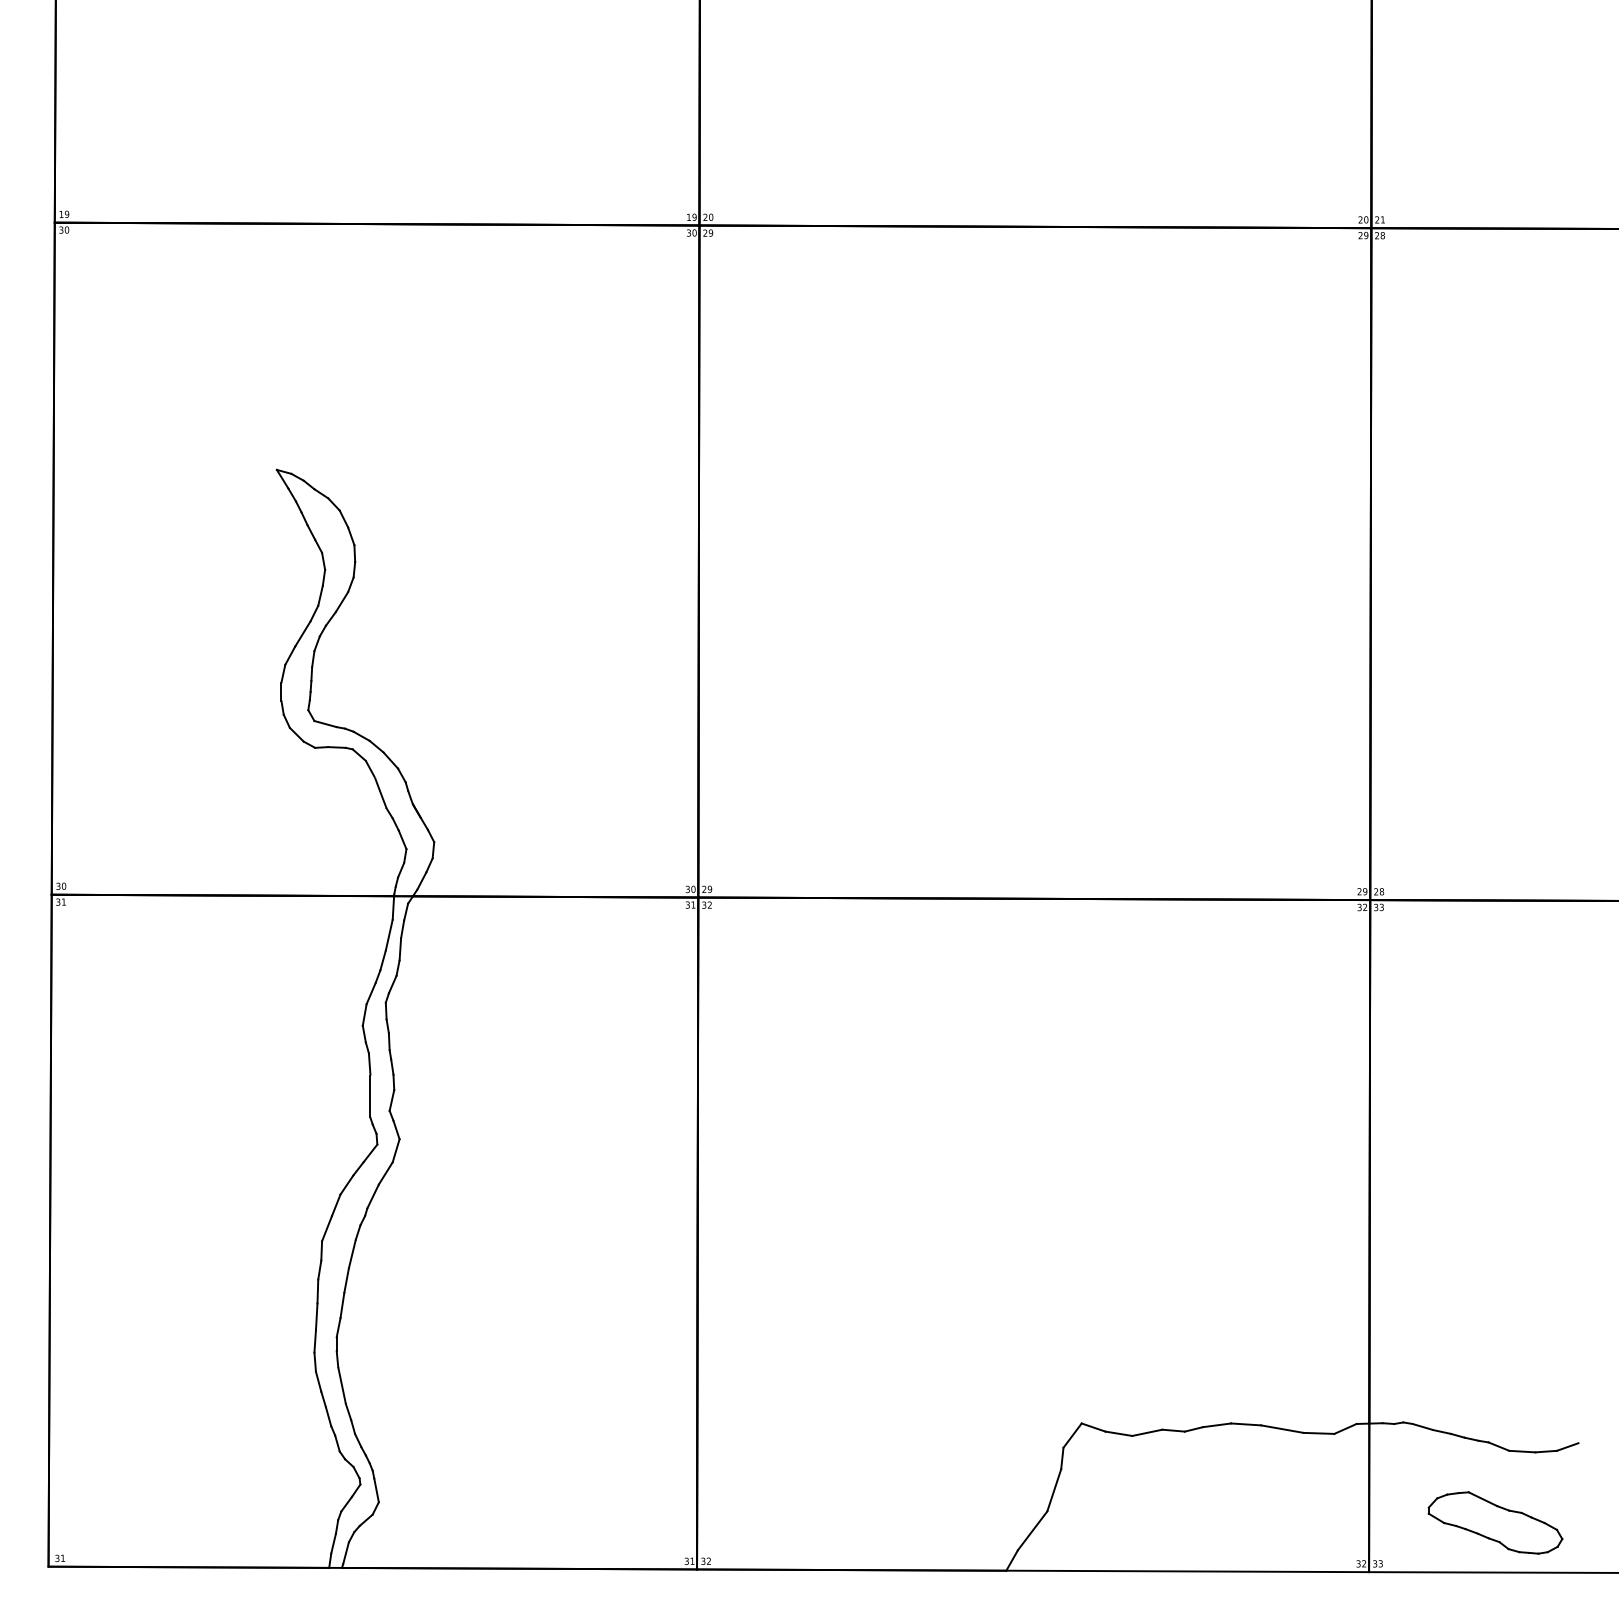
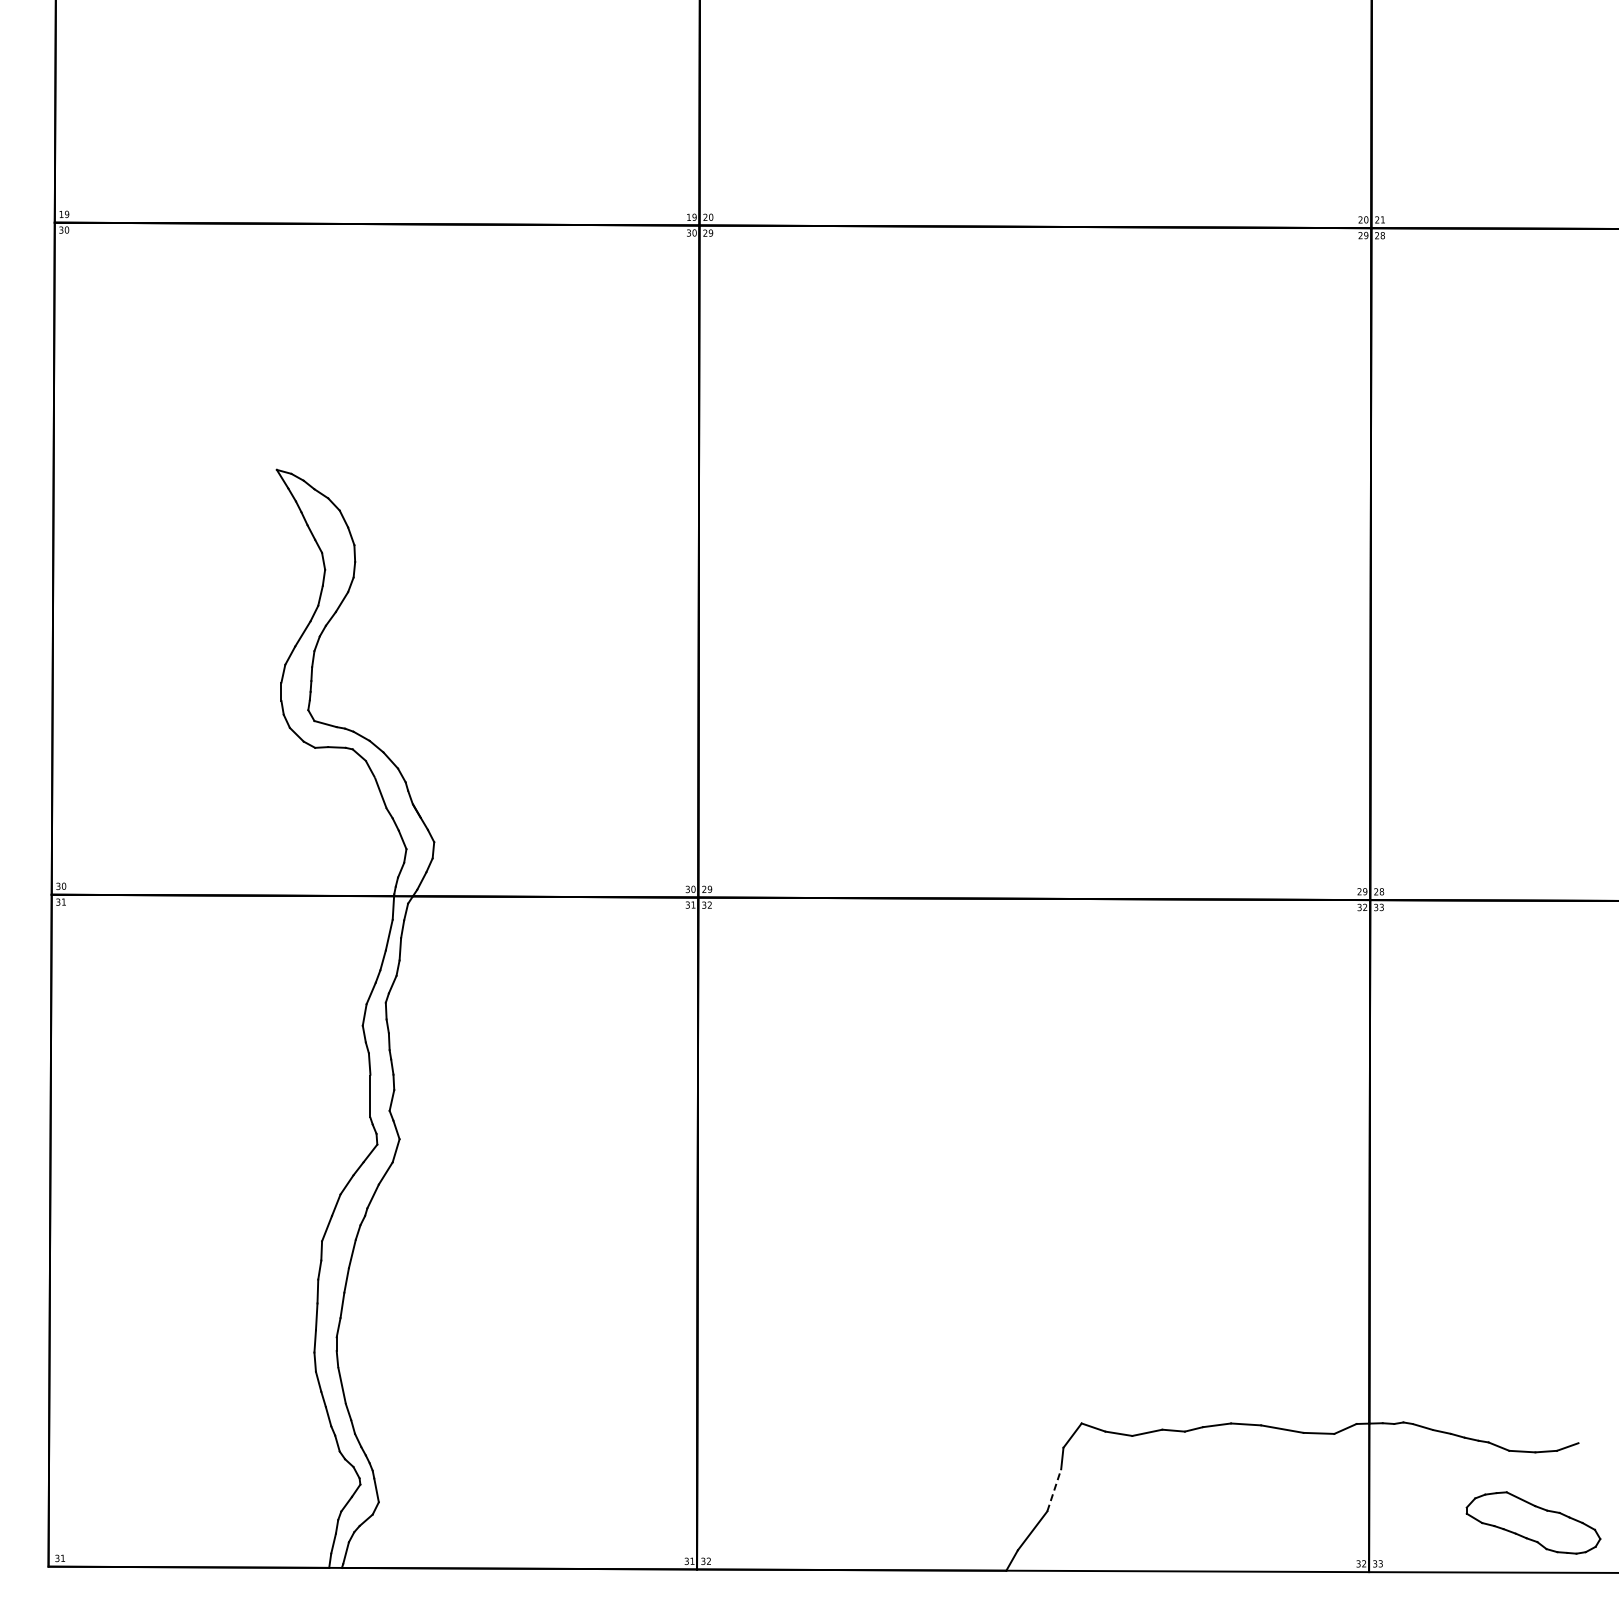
line: solid -> dashed (1054, 1489)
part position: (1495, 1522) -> (1533, 1522) (1533, 1522)
